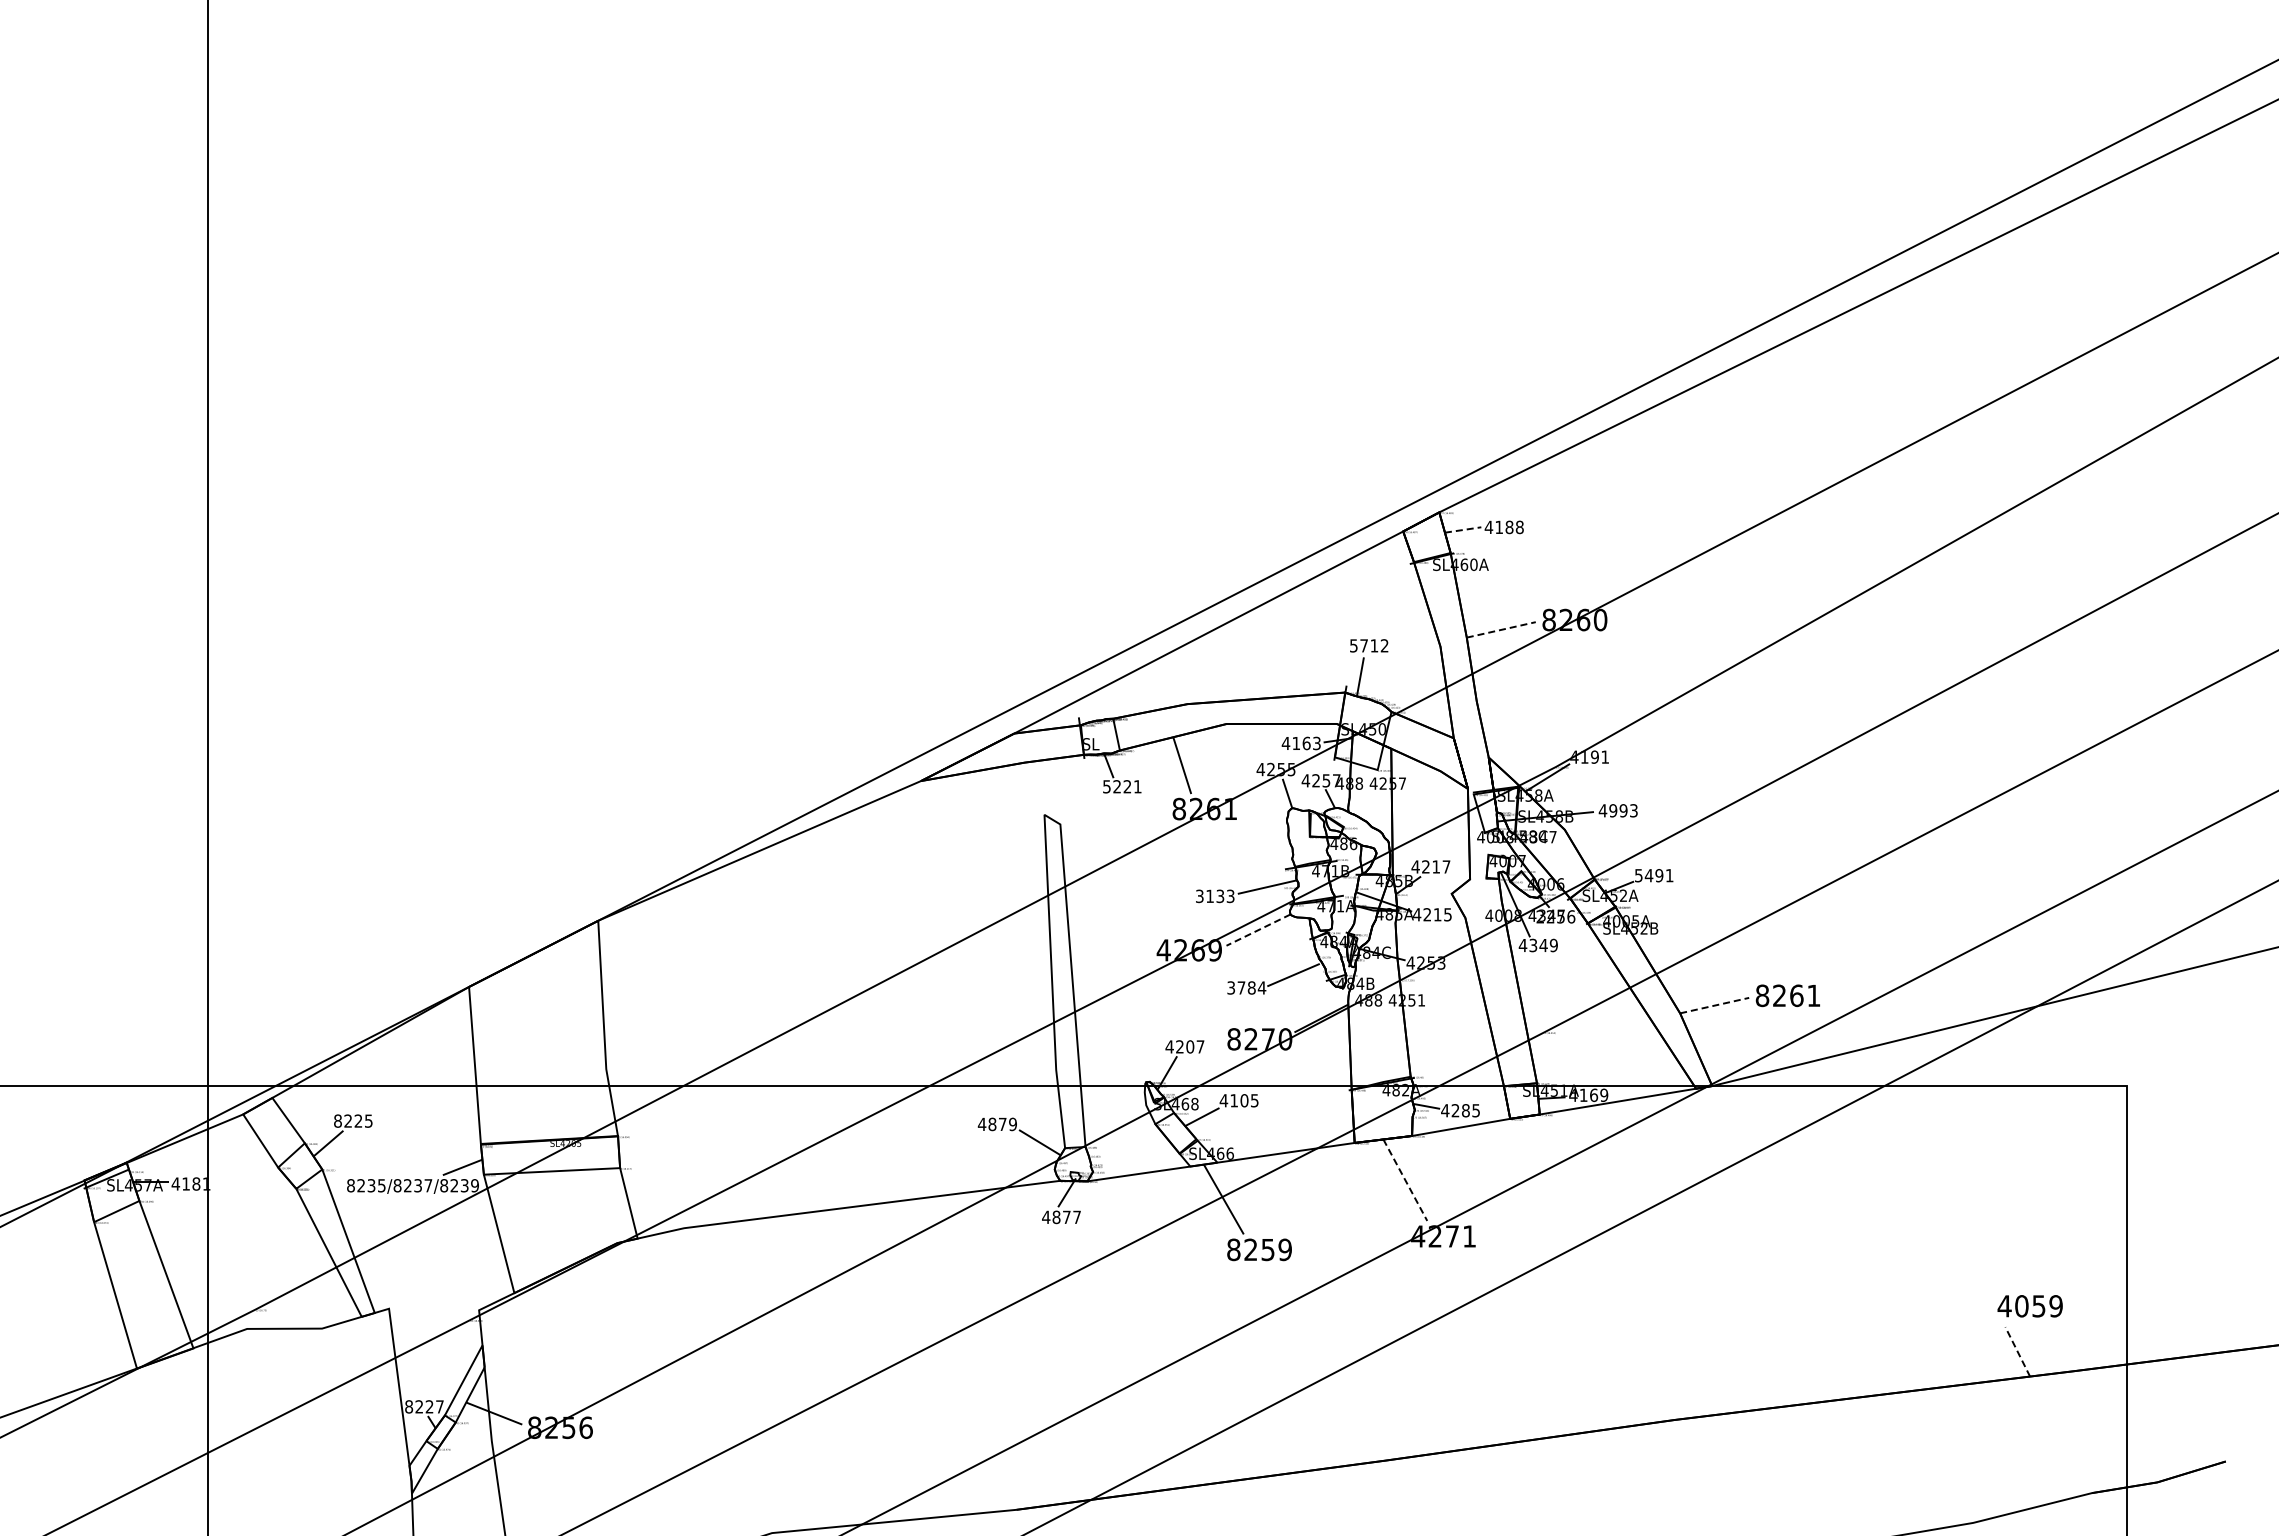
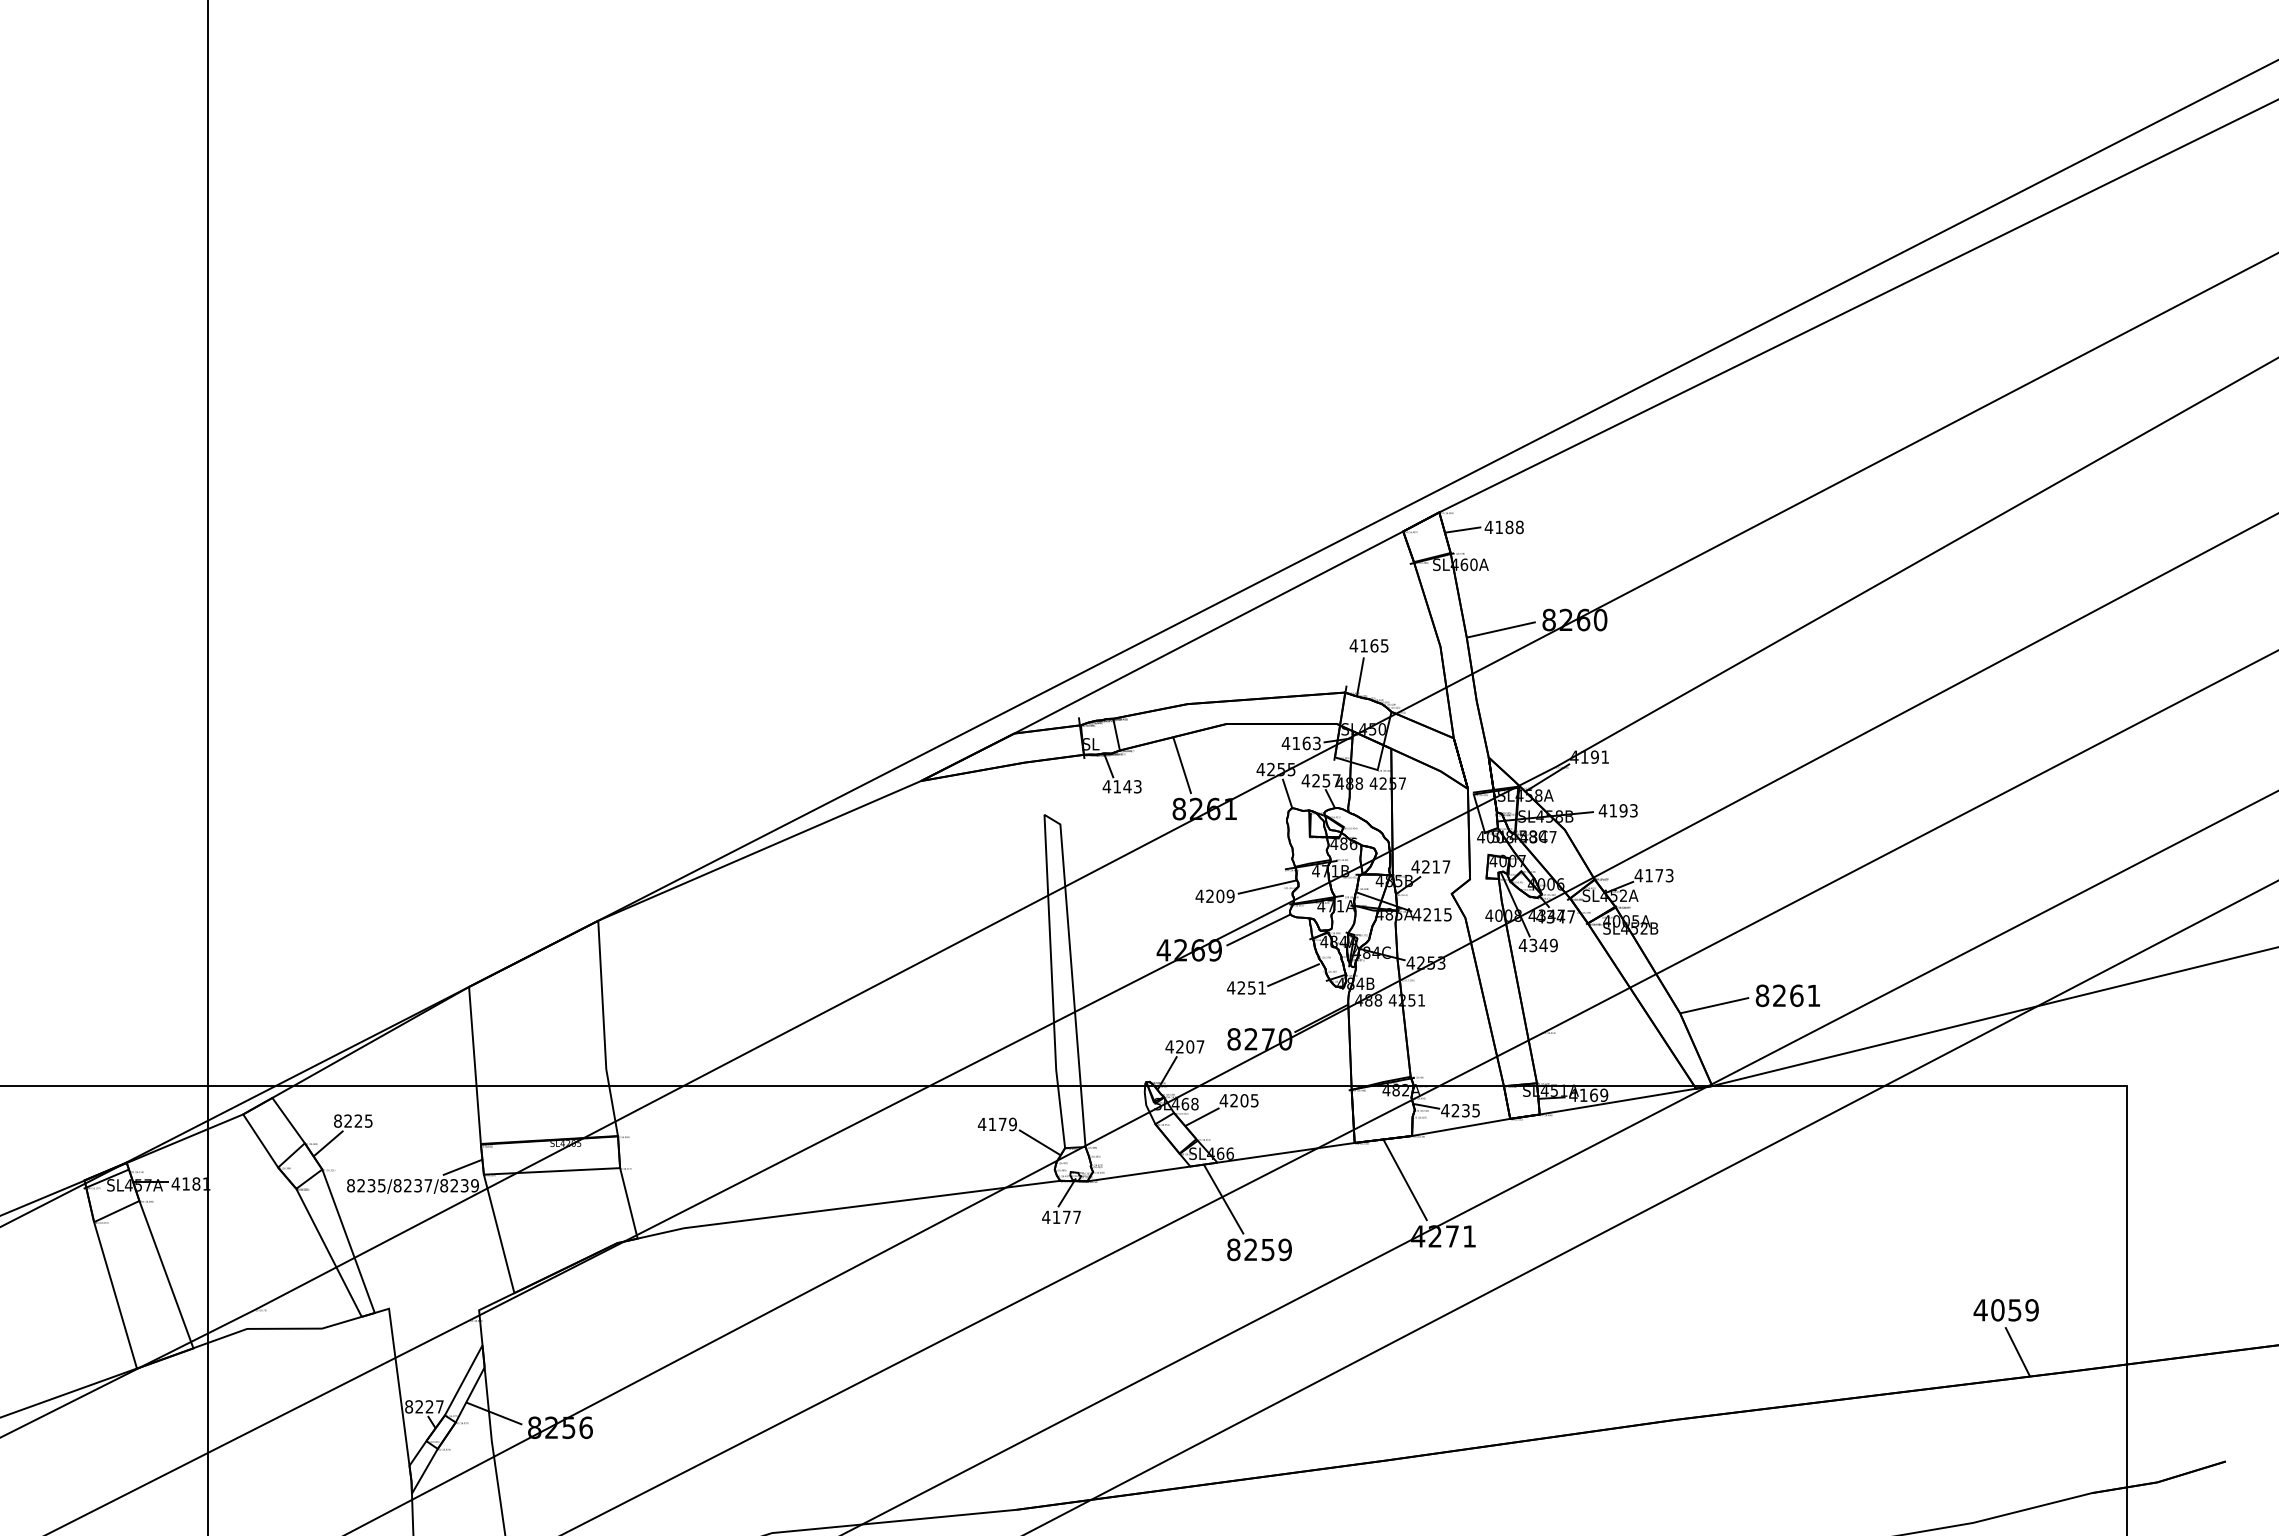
line: dashed -> solid (1463, 529)
line: dashed -> solid (1501, 629)
text: 5712 -> 4165 (1368, 645)
text: 5221 -> 4143 (1121, 786)
text: 4993 -> 4193 (1613, 810)
text: 5491 -> 4173 (1653, 875)
text: 3133 -> 4209 (1214, 896)
text: 2256 -> 4347 (1555, 916)
line: dashed -> solid (1258, 930)
text: 3784 -> 4251 (1246, 987)
line: dashed -> solid (1715, 1005)
text: 4105 -> 4205 (1233, 1100)
text: 4285 -> 4235 (1465, 1110)
text: 4879 -> 4179 (992, 1124)
line: dashed -> solid (1405, 1180)
text: 4877 -> 4177 (1056, 1217)
text position: (2029, 1306) -> (2005, 1310) (2005, 1310)
line: dashed -> solid (2017, 1351)
